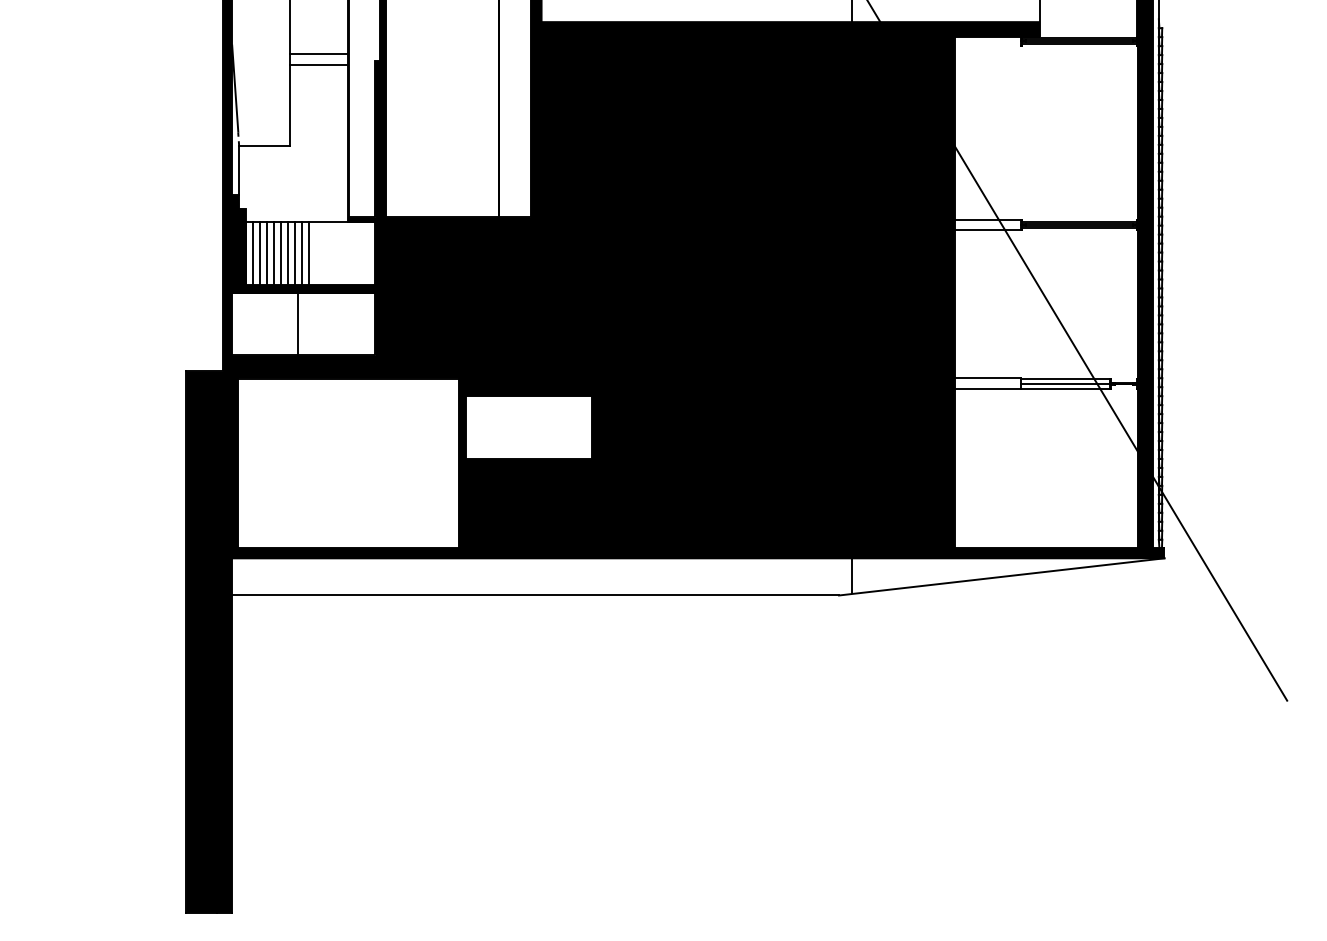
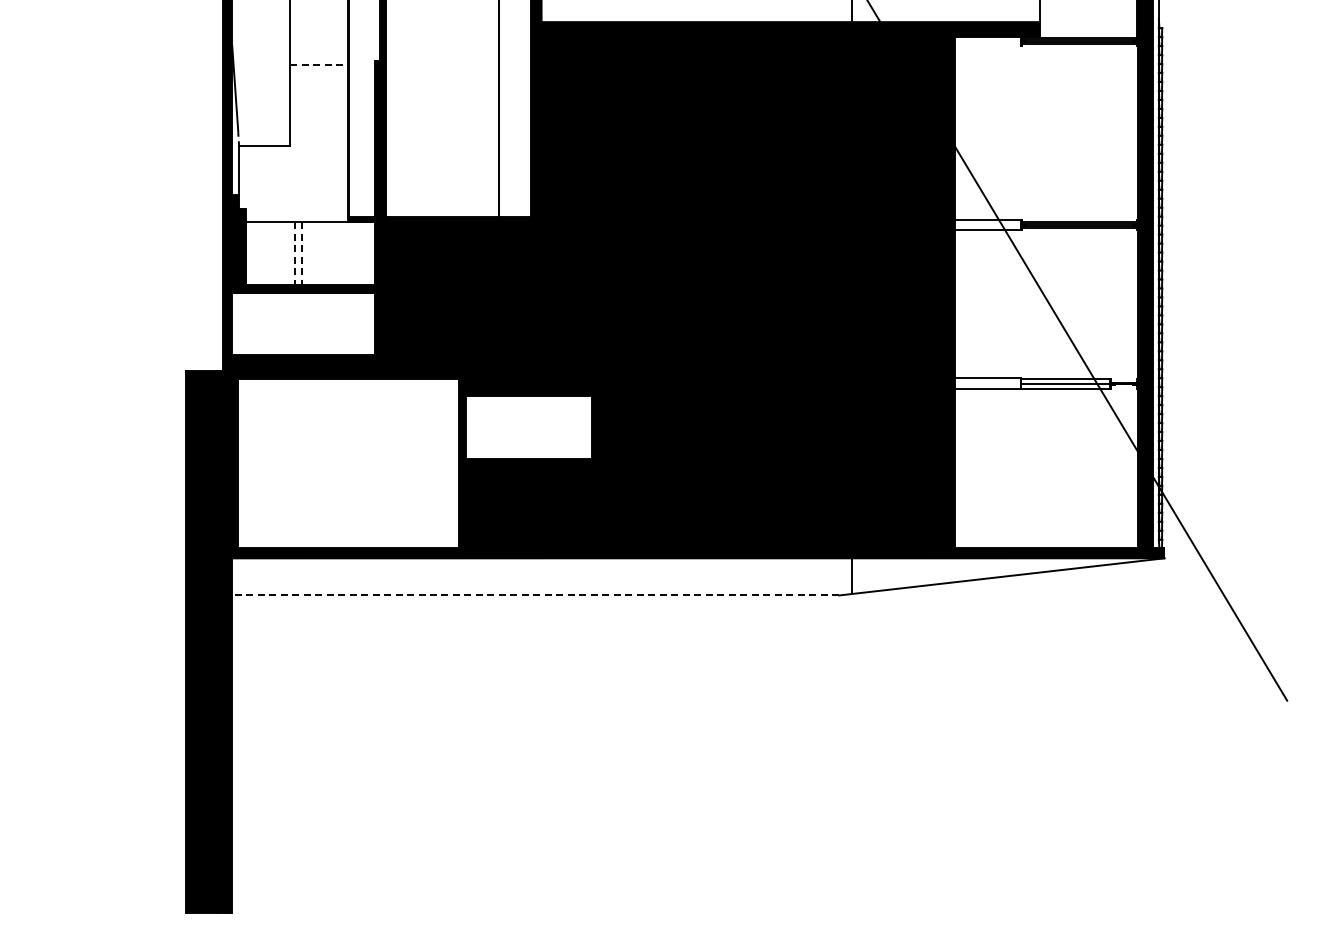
line: present -> none (318, 53)
line: solid -> dashed (319, 65)
line: present -> none (253, 253)
line: present -> none (260, 253)
line: present -> none (267, 253)
line: present -> none (274, 253)
line: present -> none (281, 253)
line: present -> none (288, 253)
line: present -> none (309, 253)
line: solid -> dashed (295, 254)
line: solid -> dashed (302, 254)
line: present -> none (298, 323)
line: solid -> dashed (535, 595)
